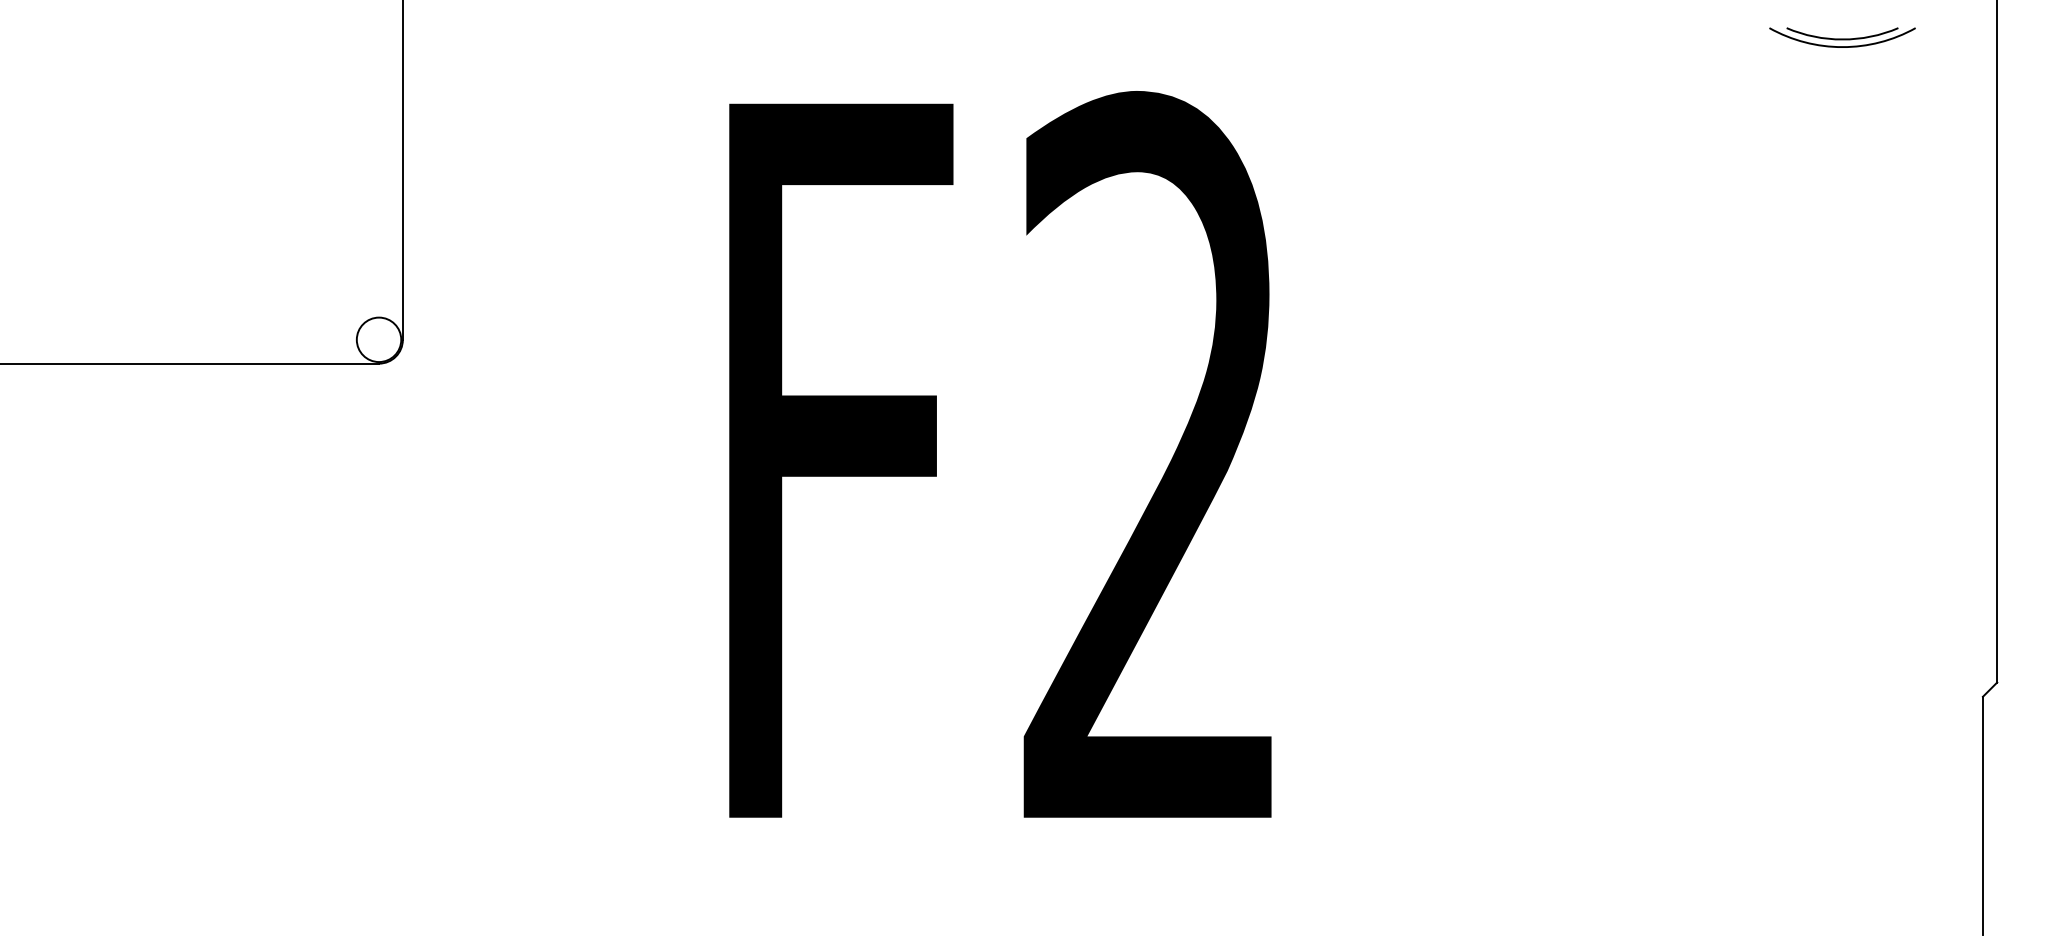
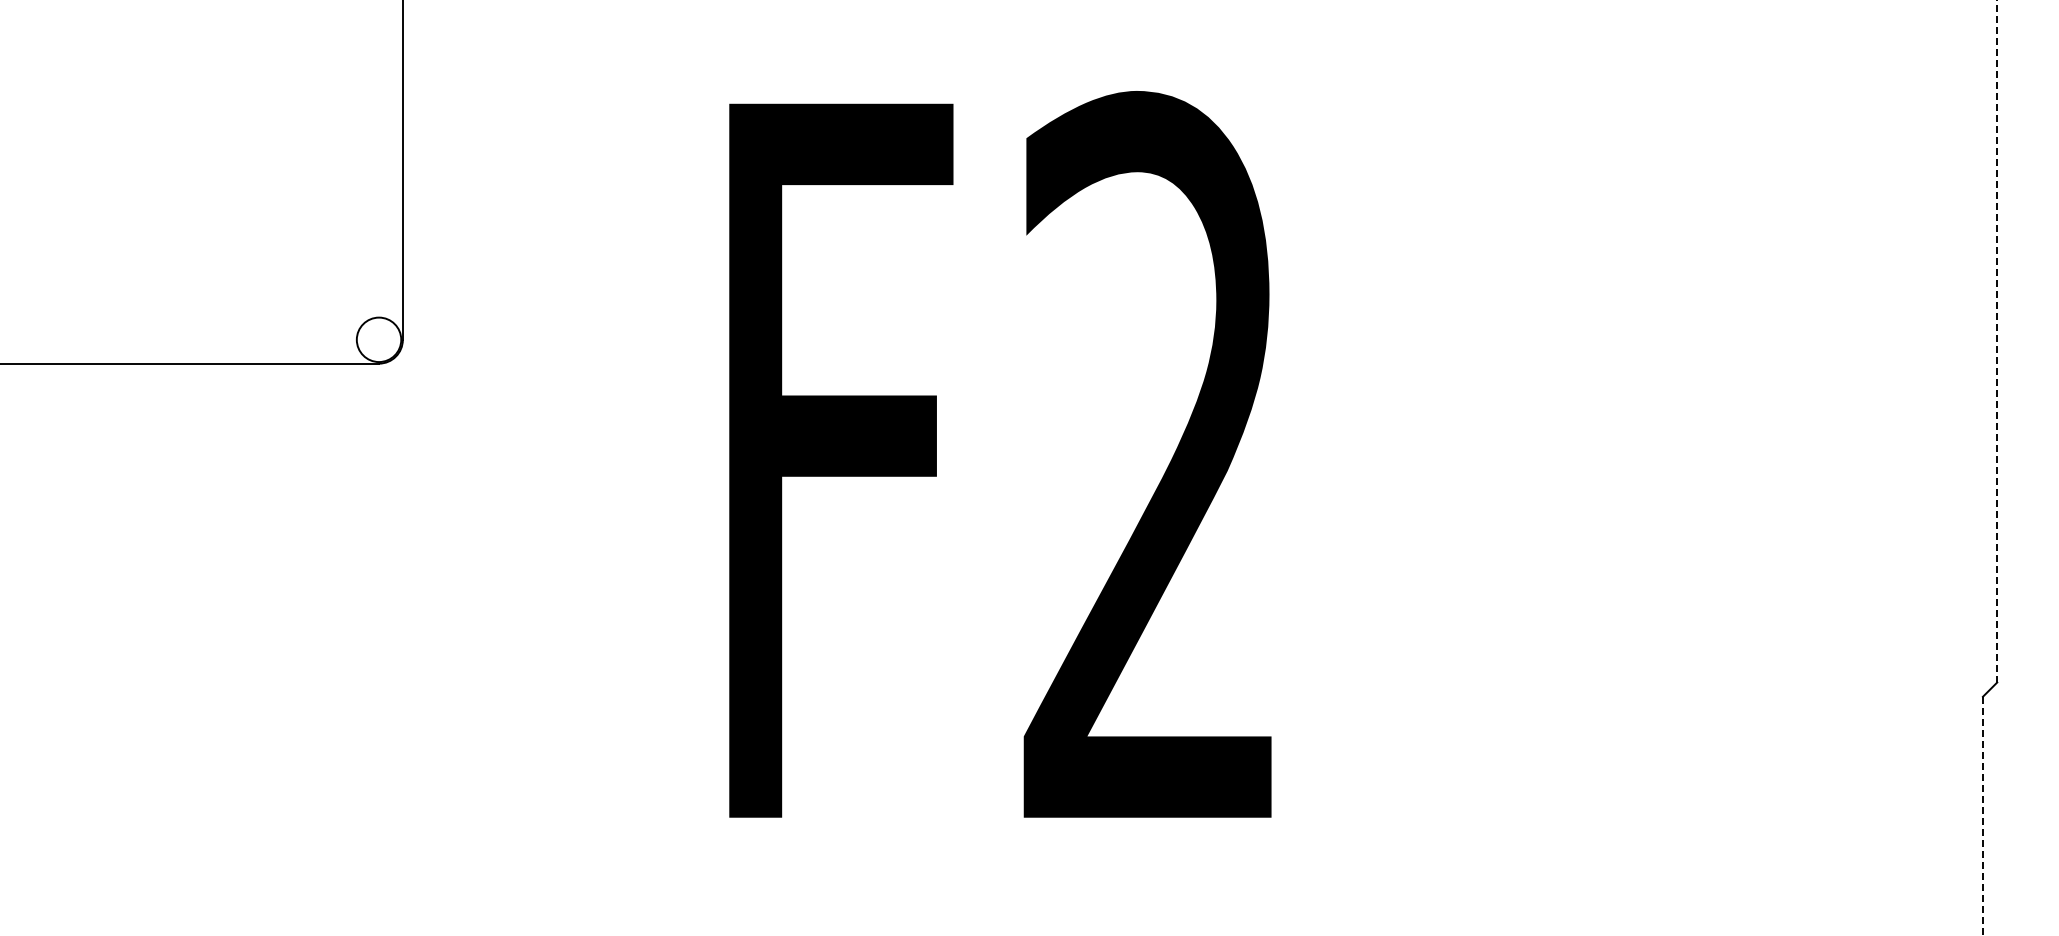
part: present -> none (1842, 37)
line: solid -> dashed (1997, 340)
line: solid -> dashed (1982, 815)
